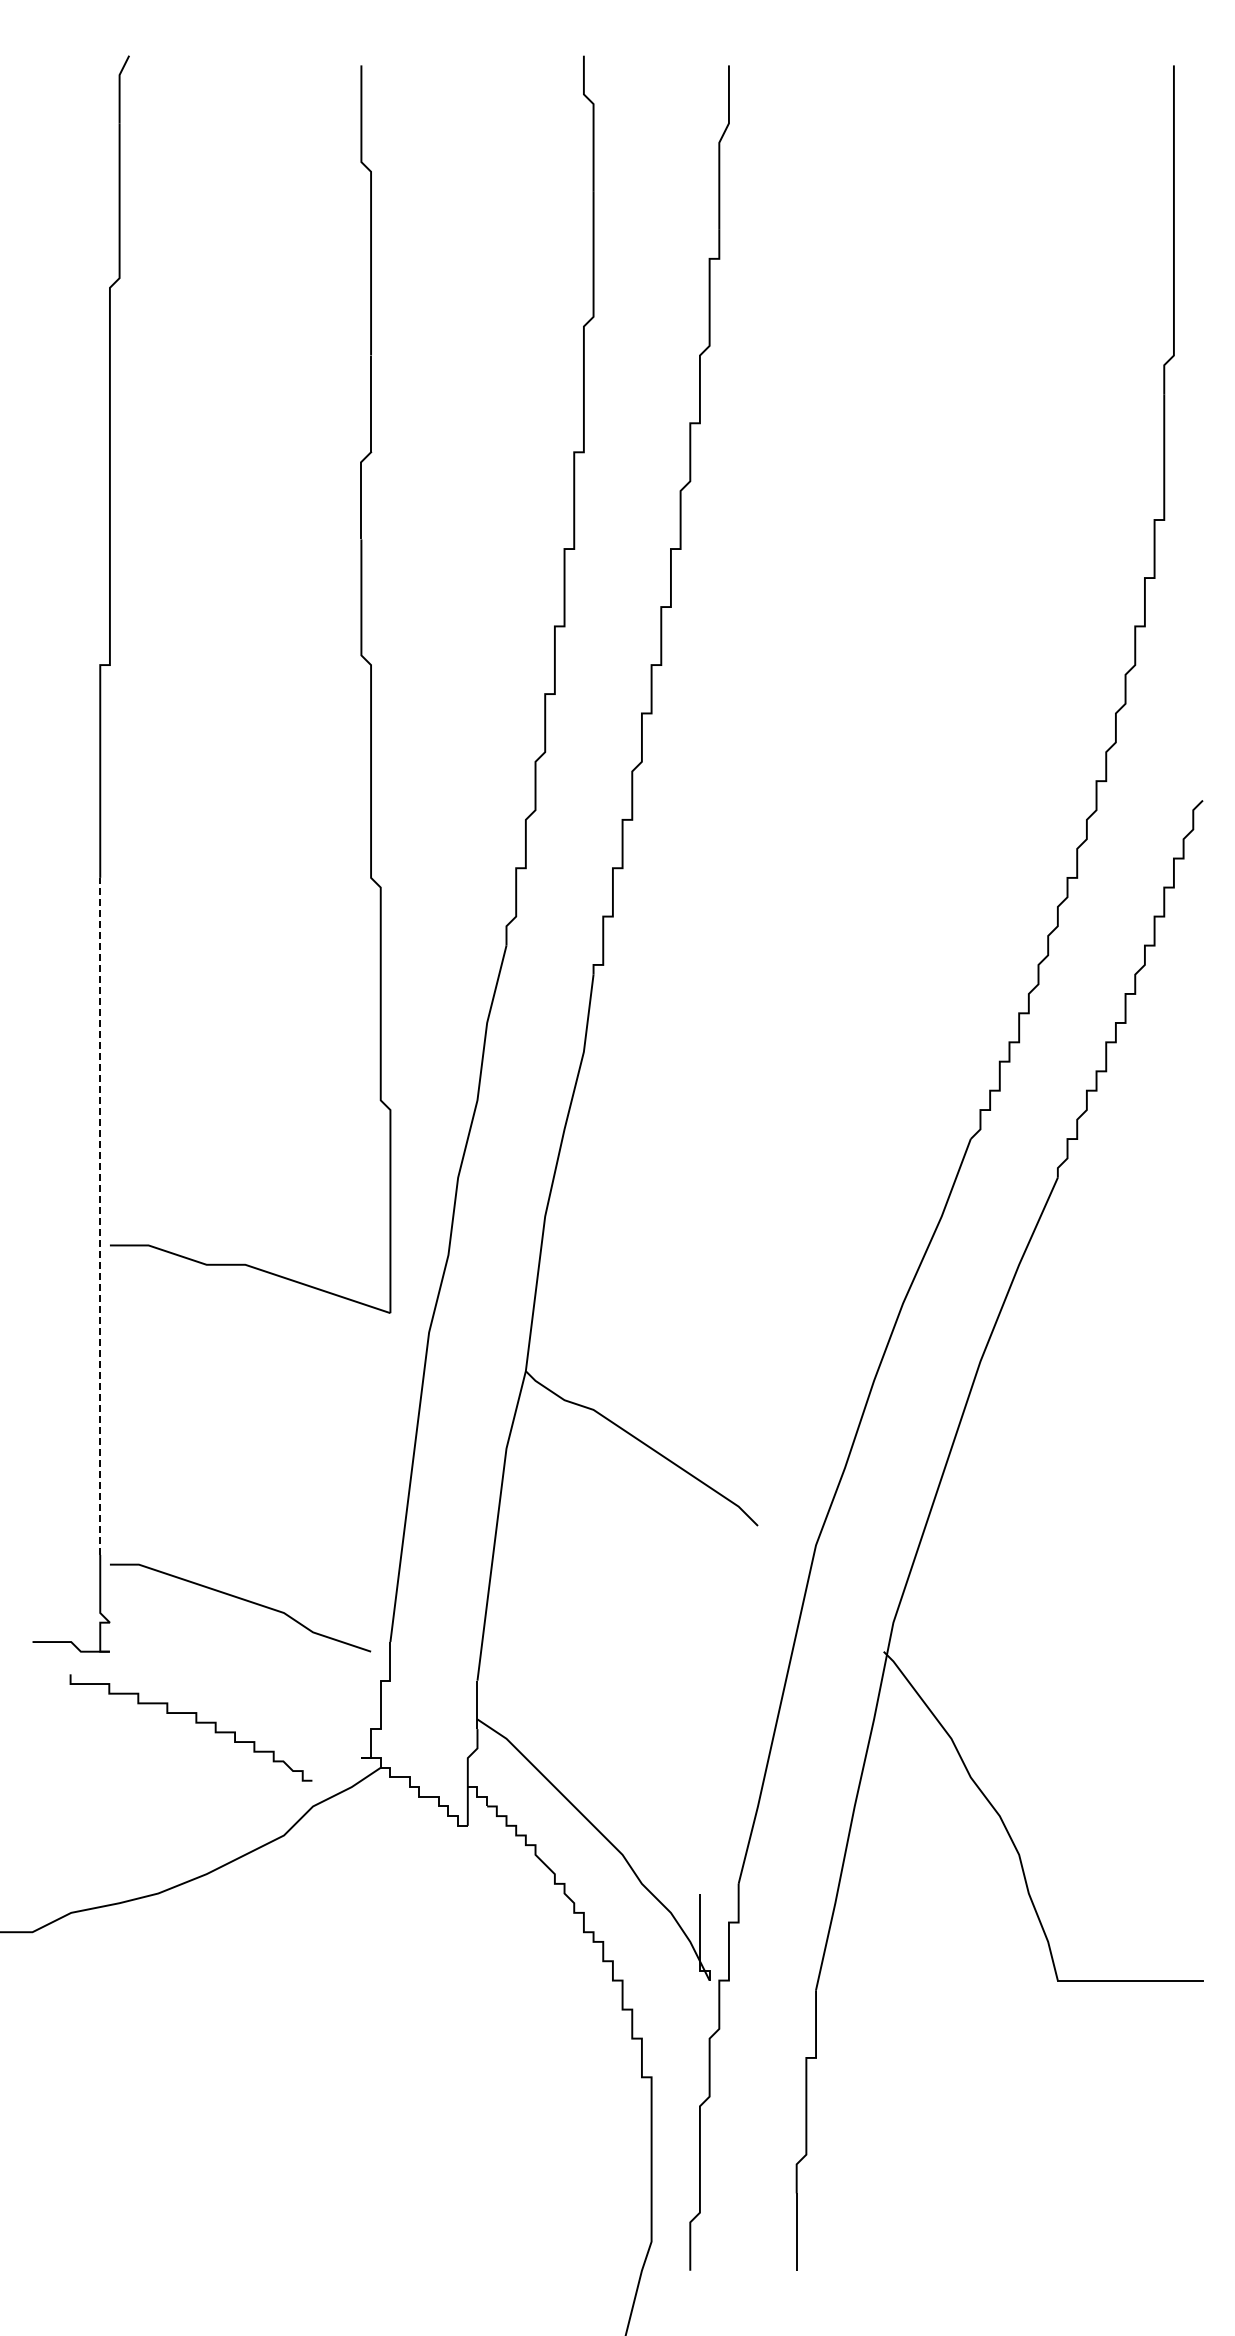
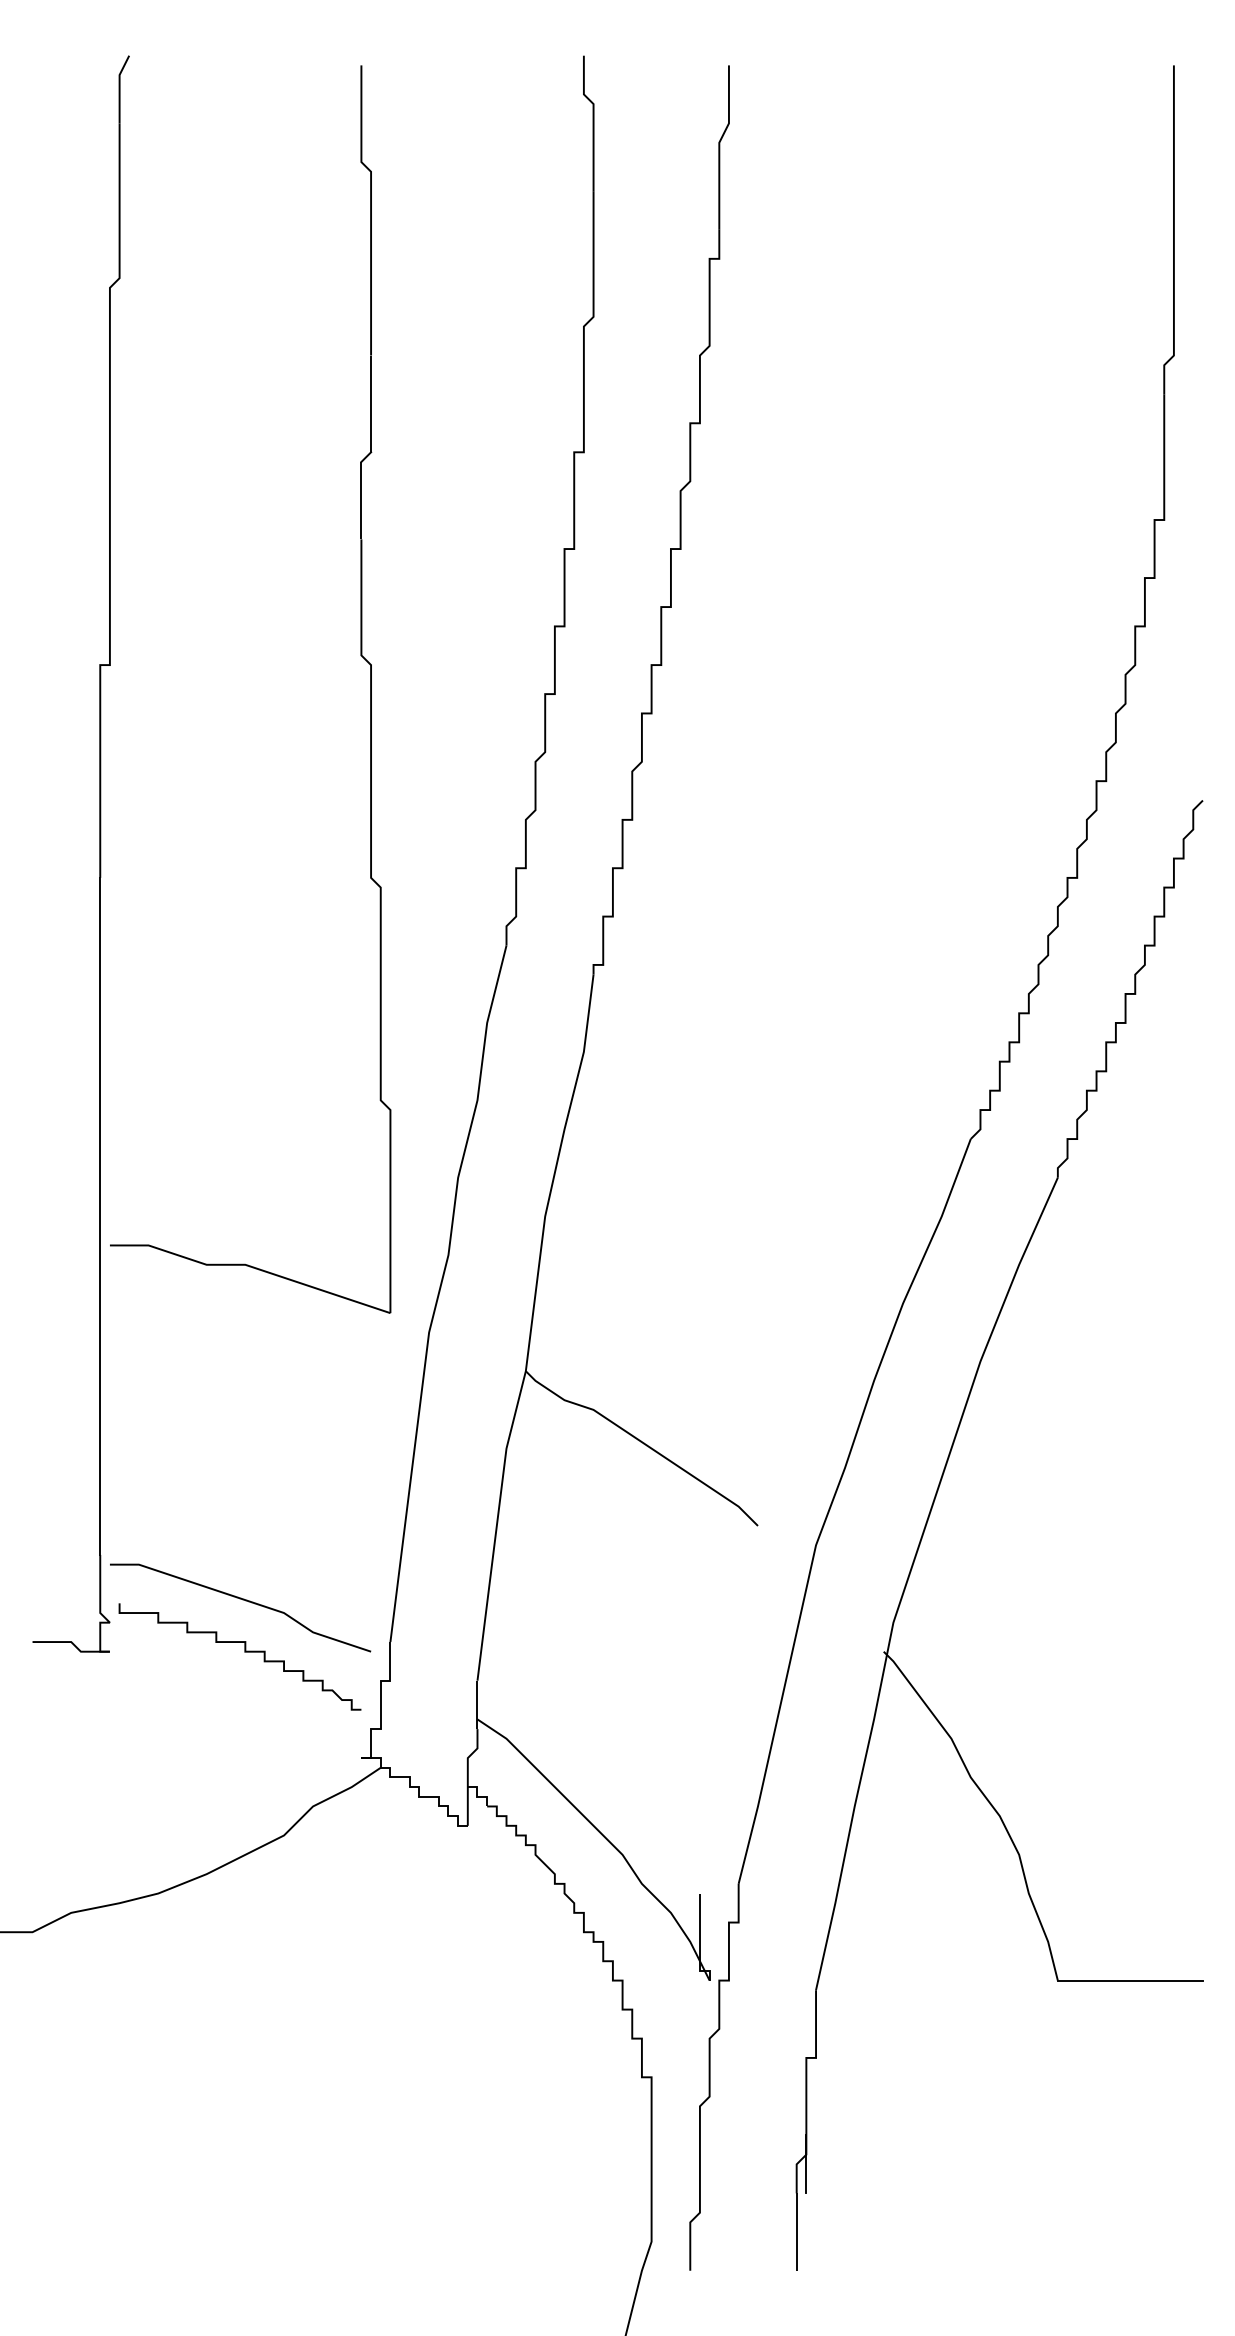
line: dashed -> solid (100, 1216)
curve position: (195, 1723) -> (244, 1652) (244, 1652)
line: none -> present (806, 2164)
